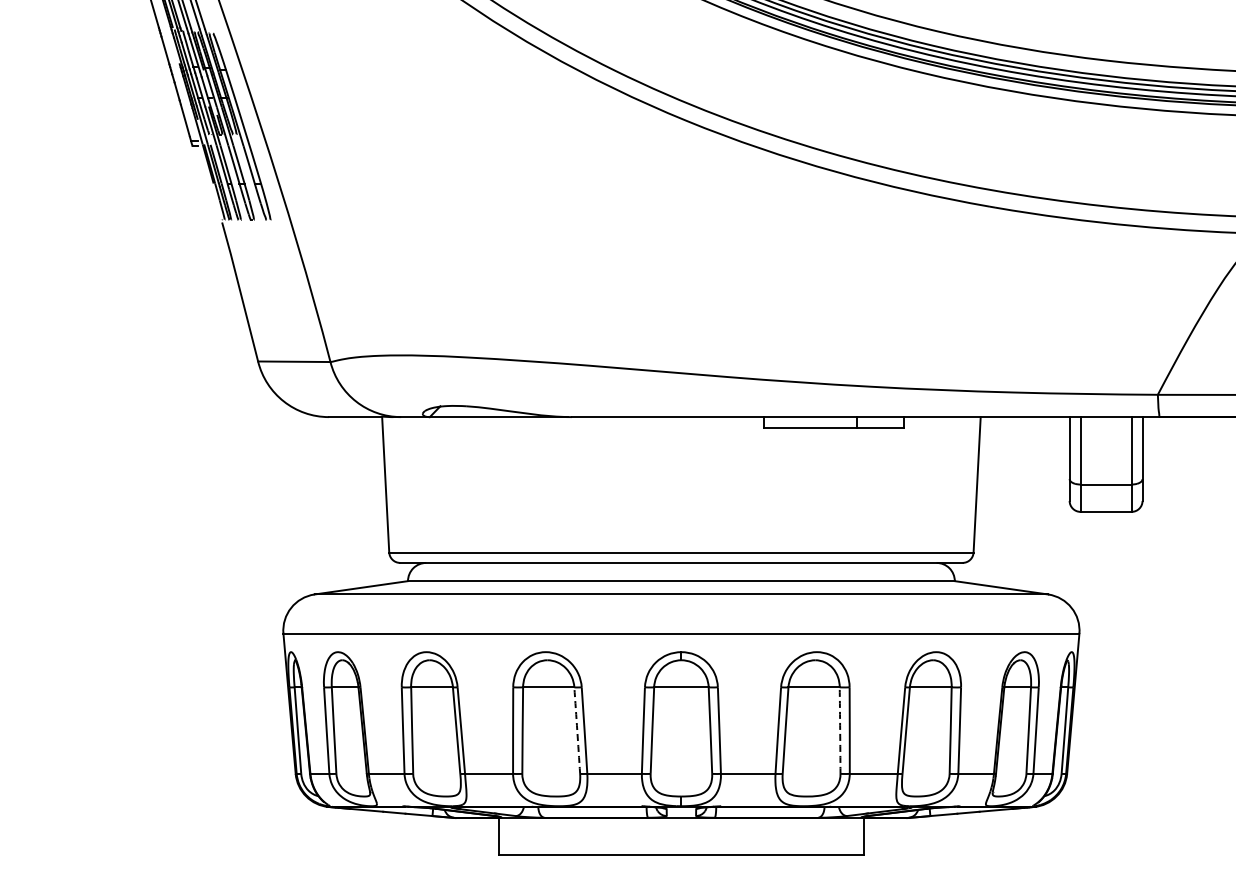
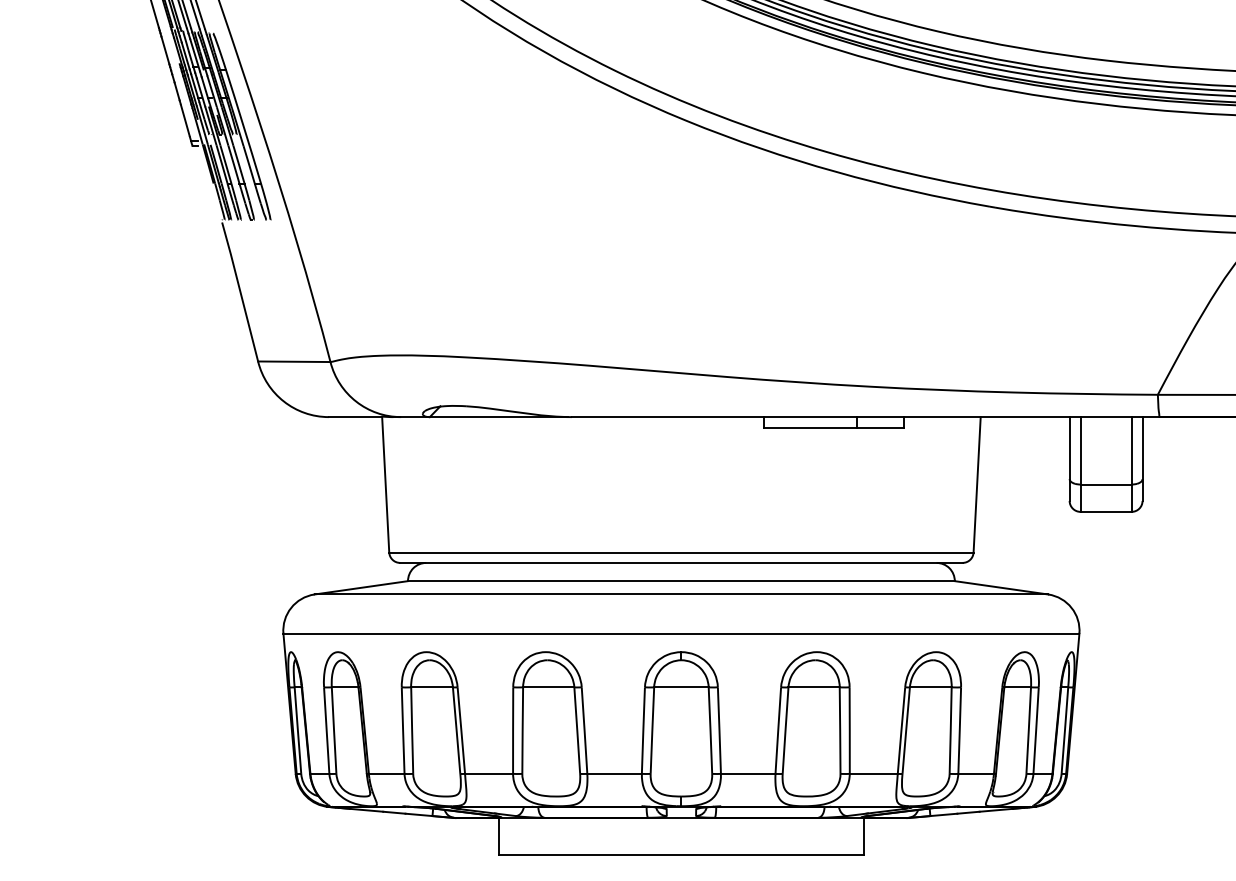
arc: dashed -> solid (577, 730)
arc: dashed -> solid (840, 730)
